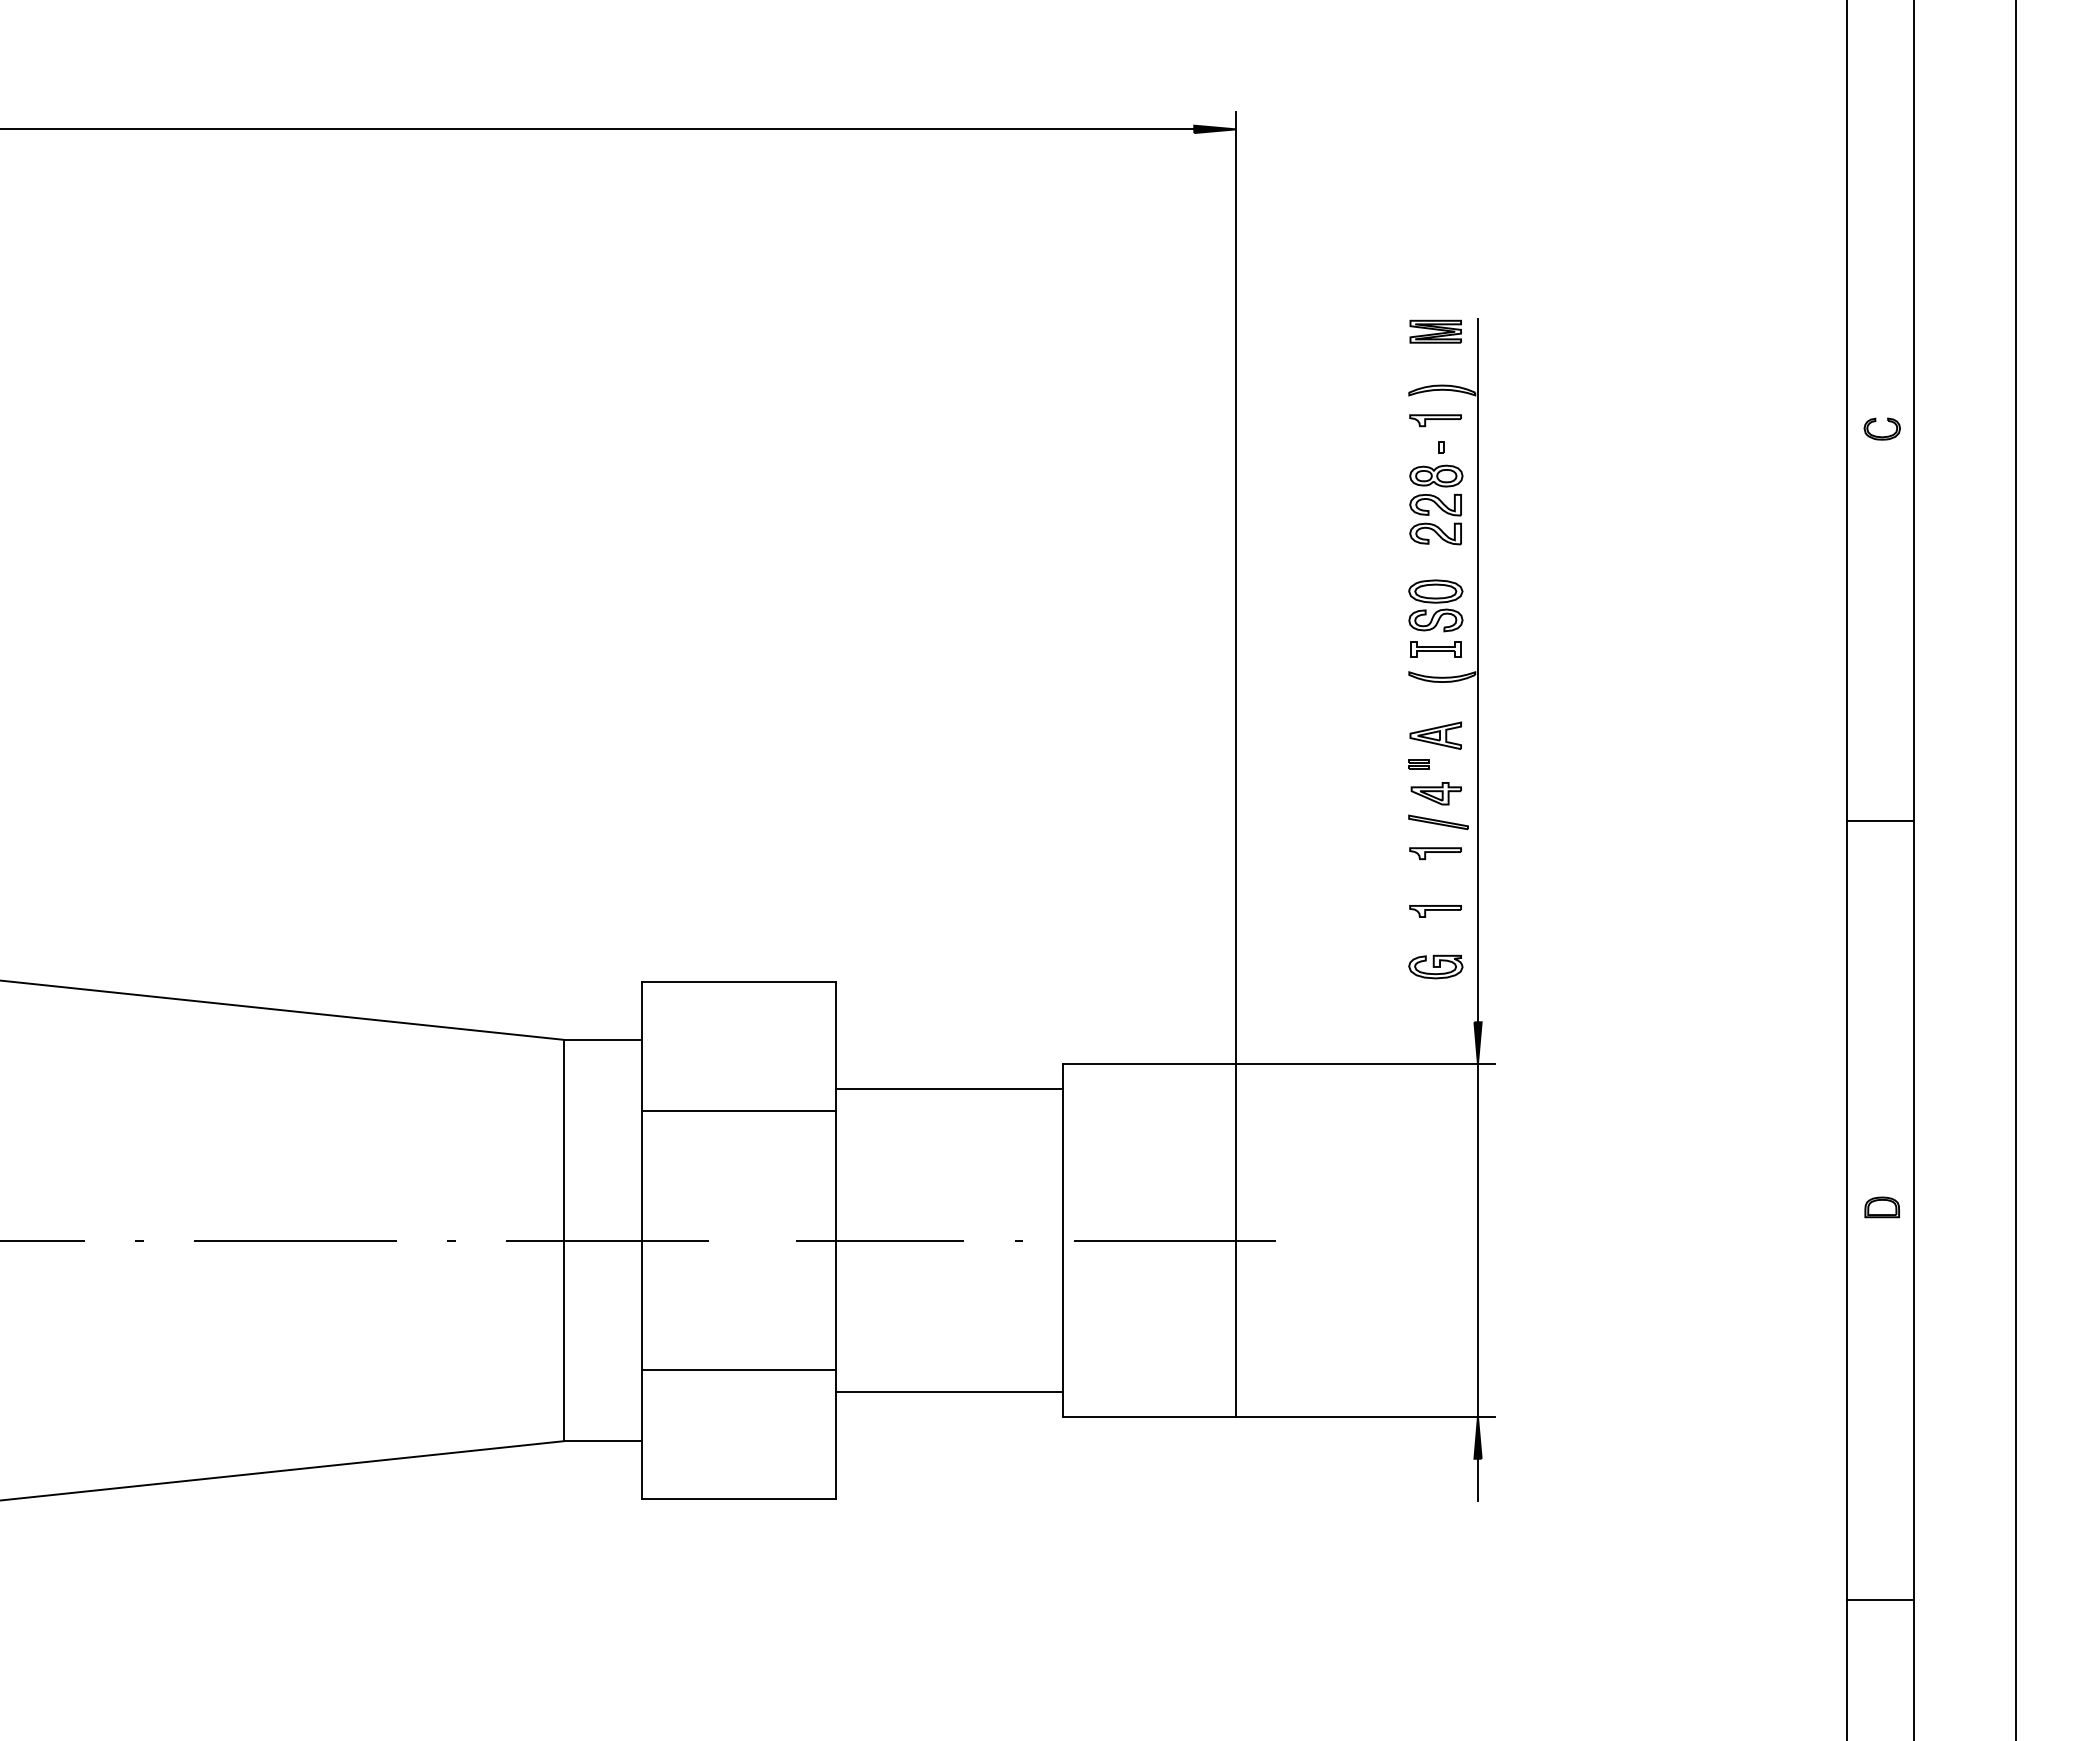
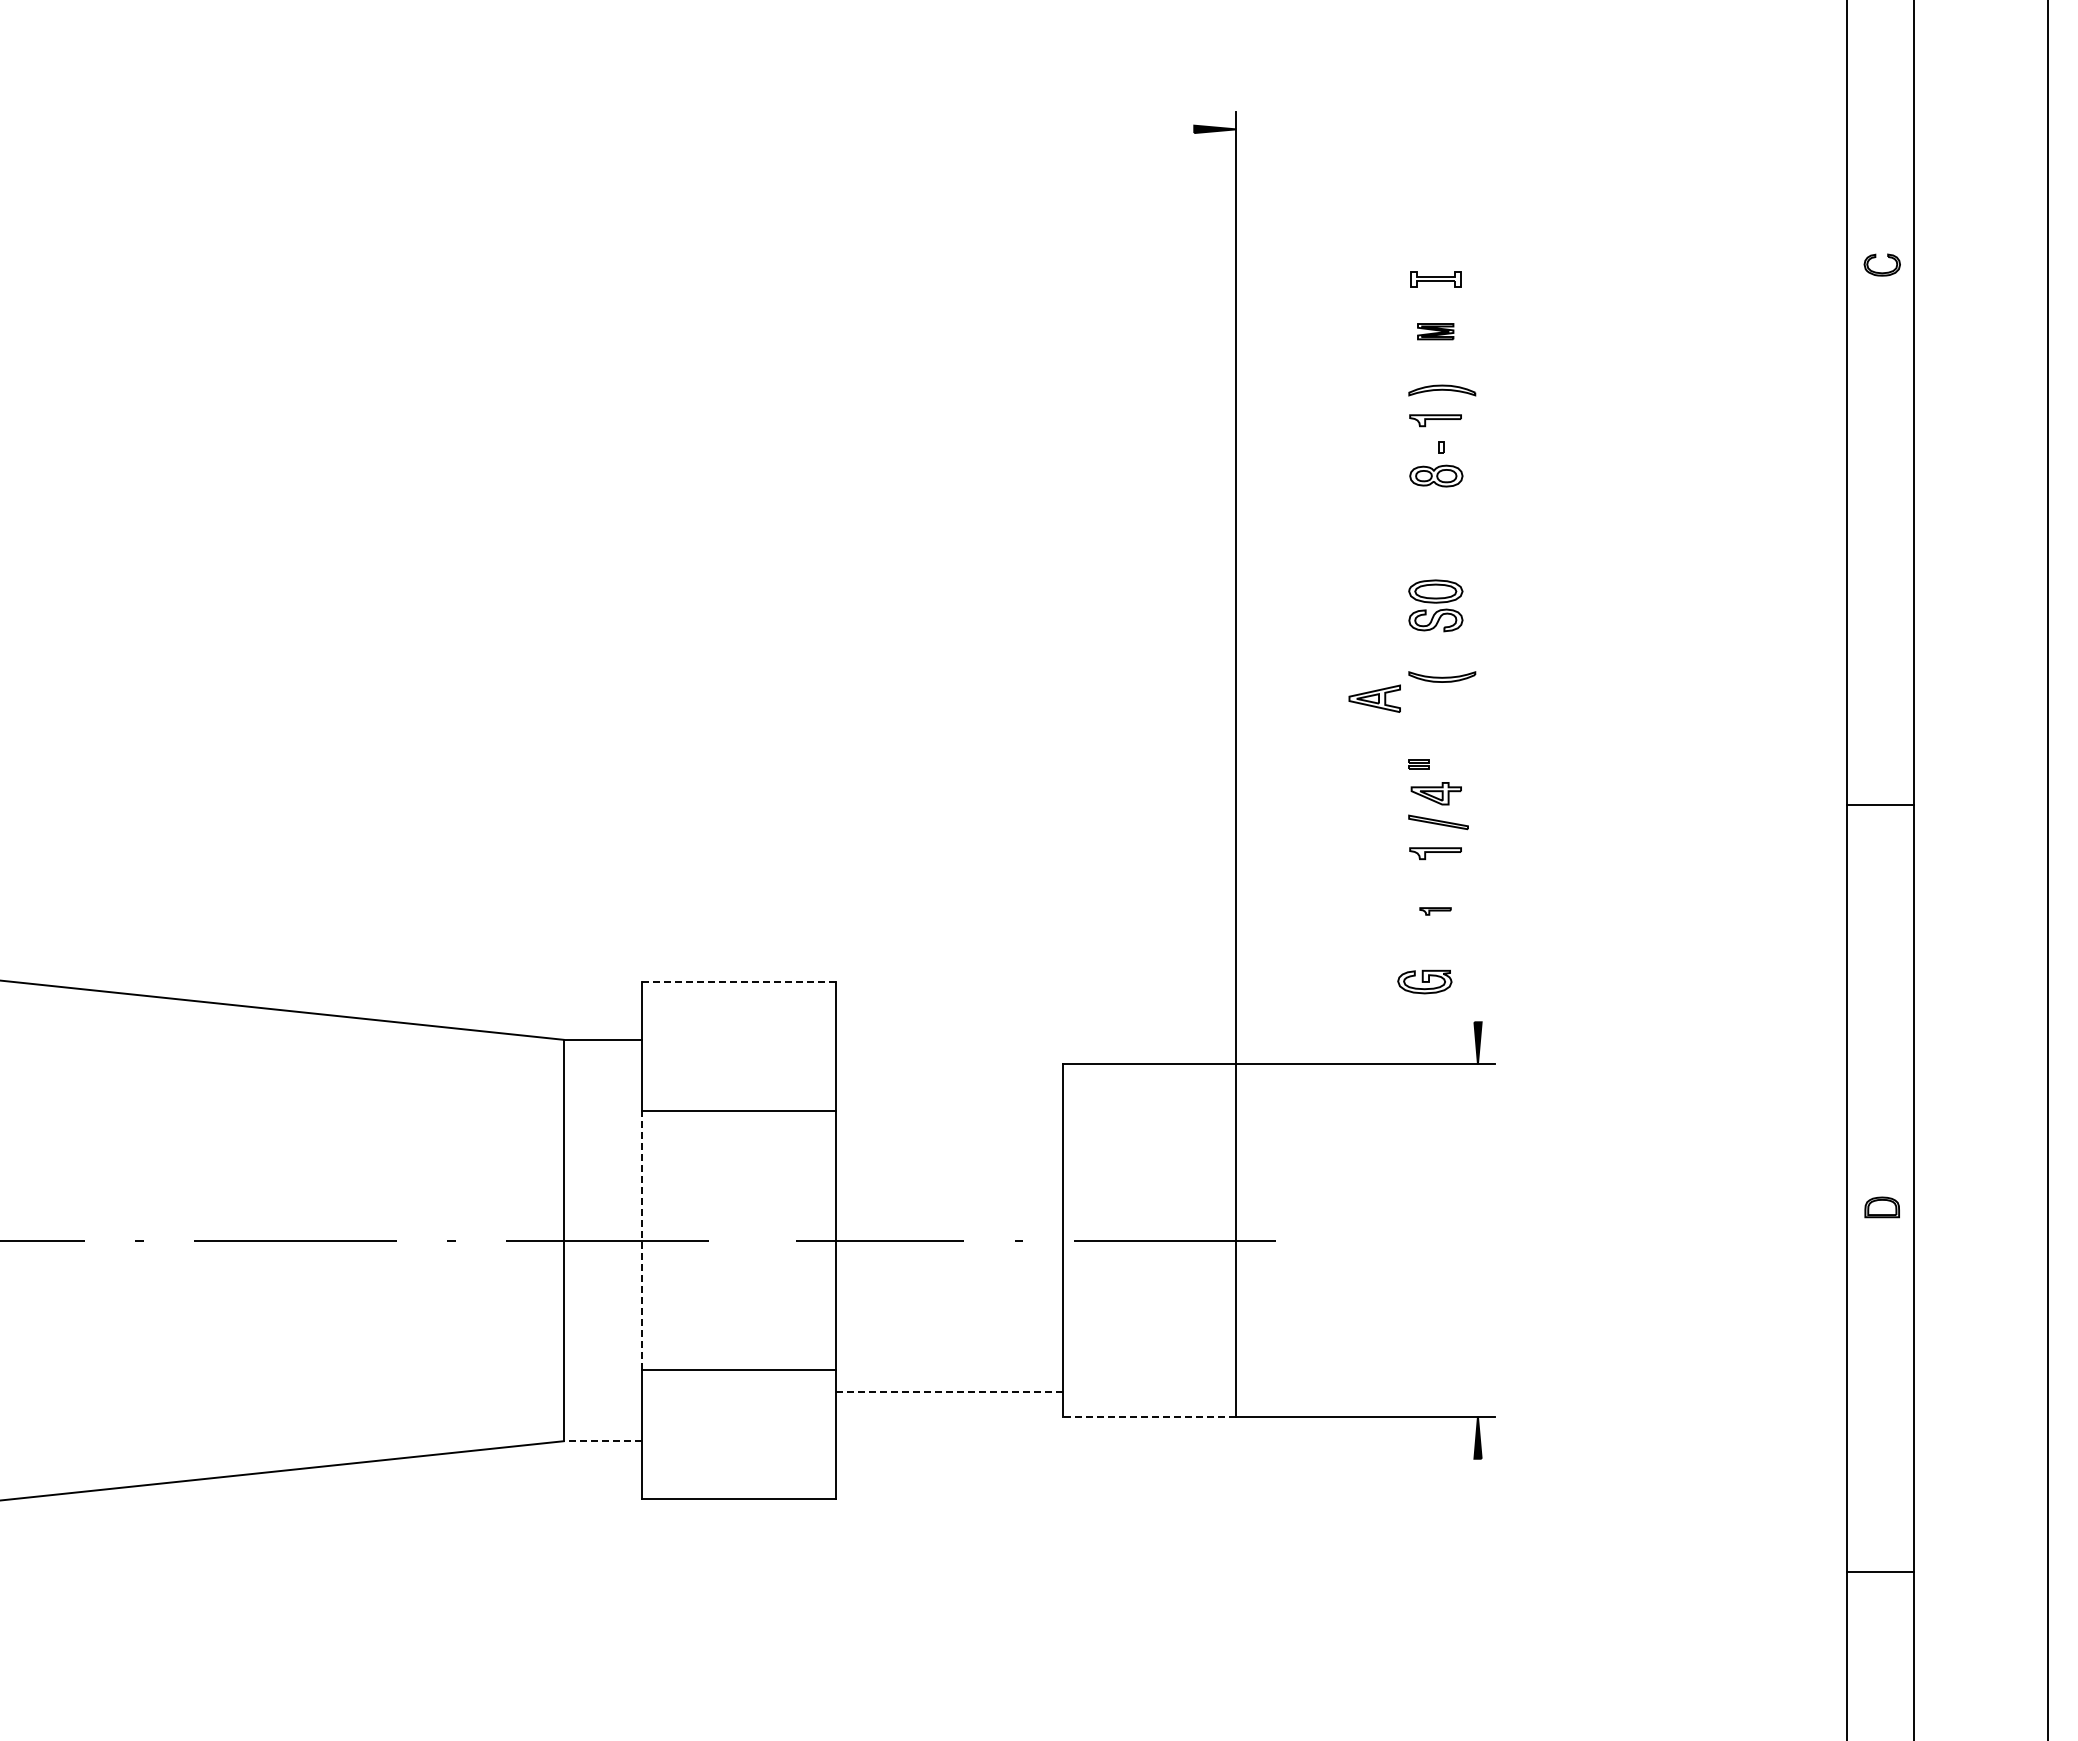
line: present -> none (598, 129)
part size: 53x25 px -> 38x18 px (1435, 331)
part position: (1881, 436) -> (1881, 272) (1881, 272)
part: present -> none (1435, 519)
part position: (1435, 649) -> (1435, 279) (1435, 279)
line: present -> none (1477, 670)
part position: (1435, 735) -> (1374, 698) (1374, 698)
line position: (1880, 821) -> (1880, 805) (1880, 805)
line position: (2015, 869) -> (2047, 869) (2047, 869)
part size: 53x13 px -> 33x9 px (1435, 911)
part position: (1435, 966) -> (1424, 981) (1424, 981)
line: solid -> dashed (738, 982)
line: present -> none (949, 1088)
line: solid -> dashed (641, 1240)
line: present -> none (1477, 1240)
line: solid -> dashed (949, 1392)
line: solid -> dashed (1149, 1416)
line: solid -> dashed (602, 1441)
line: present -> none (1477, 1479)
line position: (1880, 1599) -> (1880, 1571) (1880, 1571)
